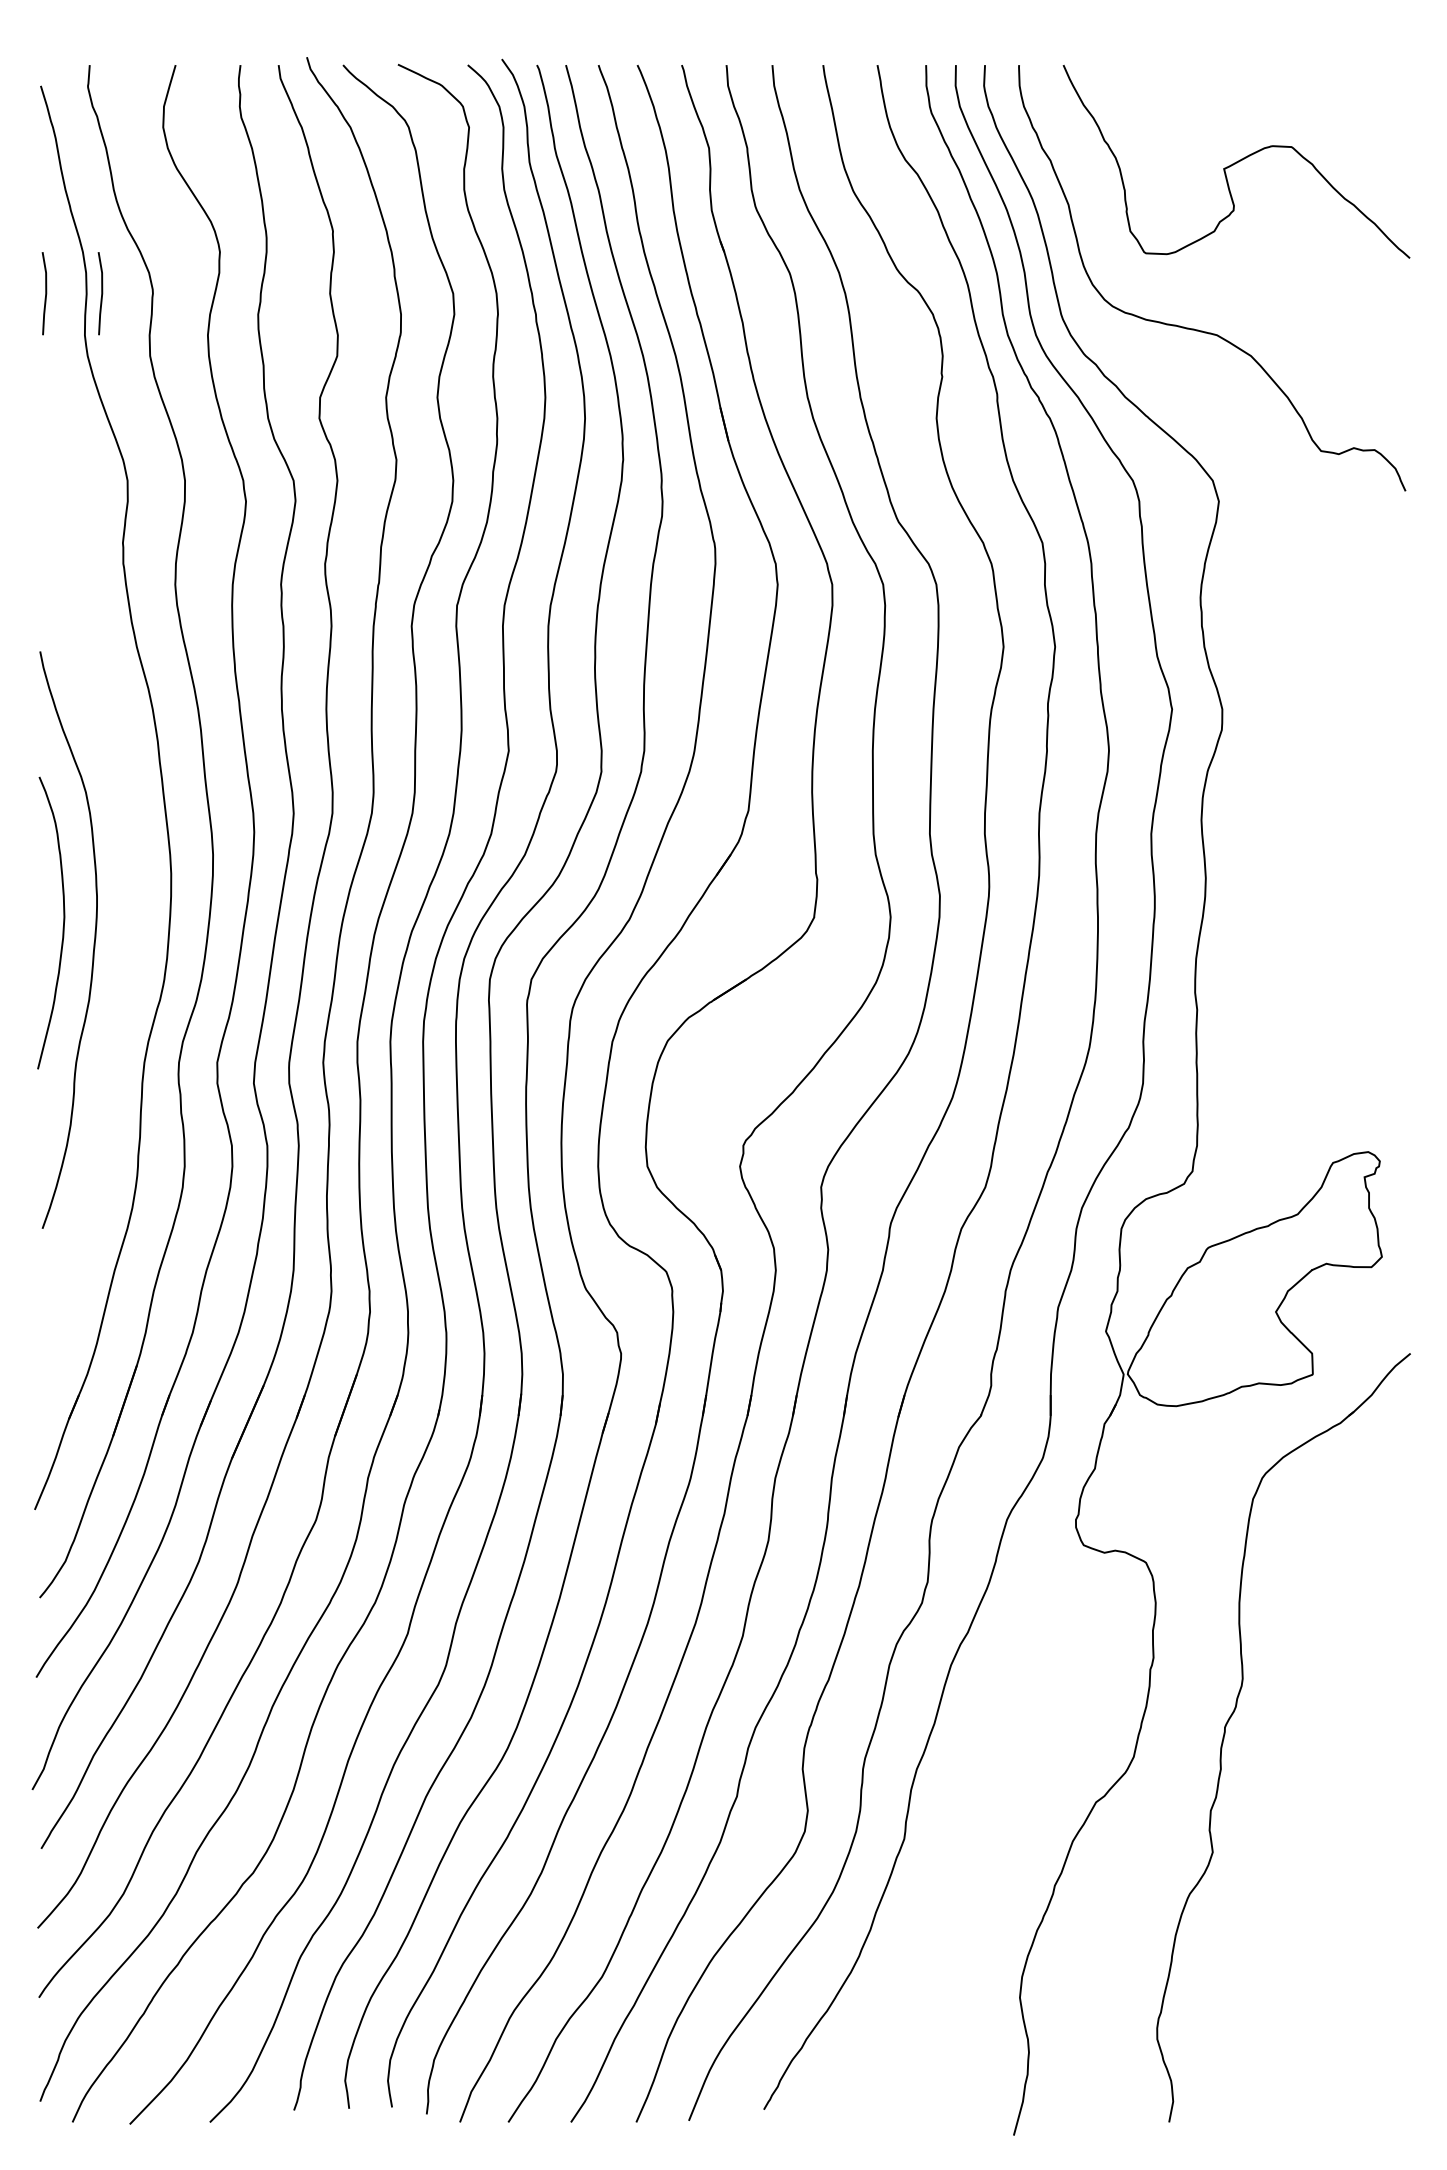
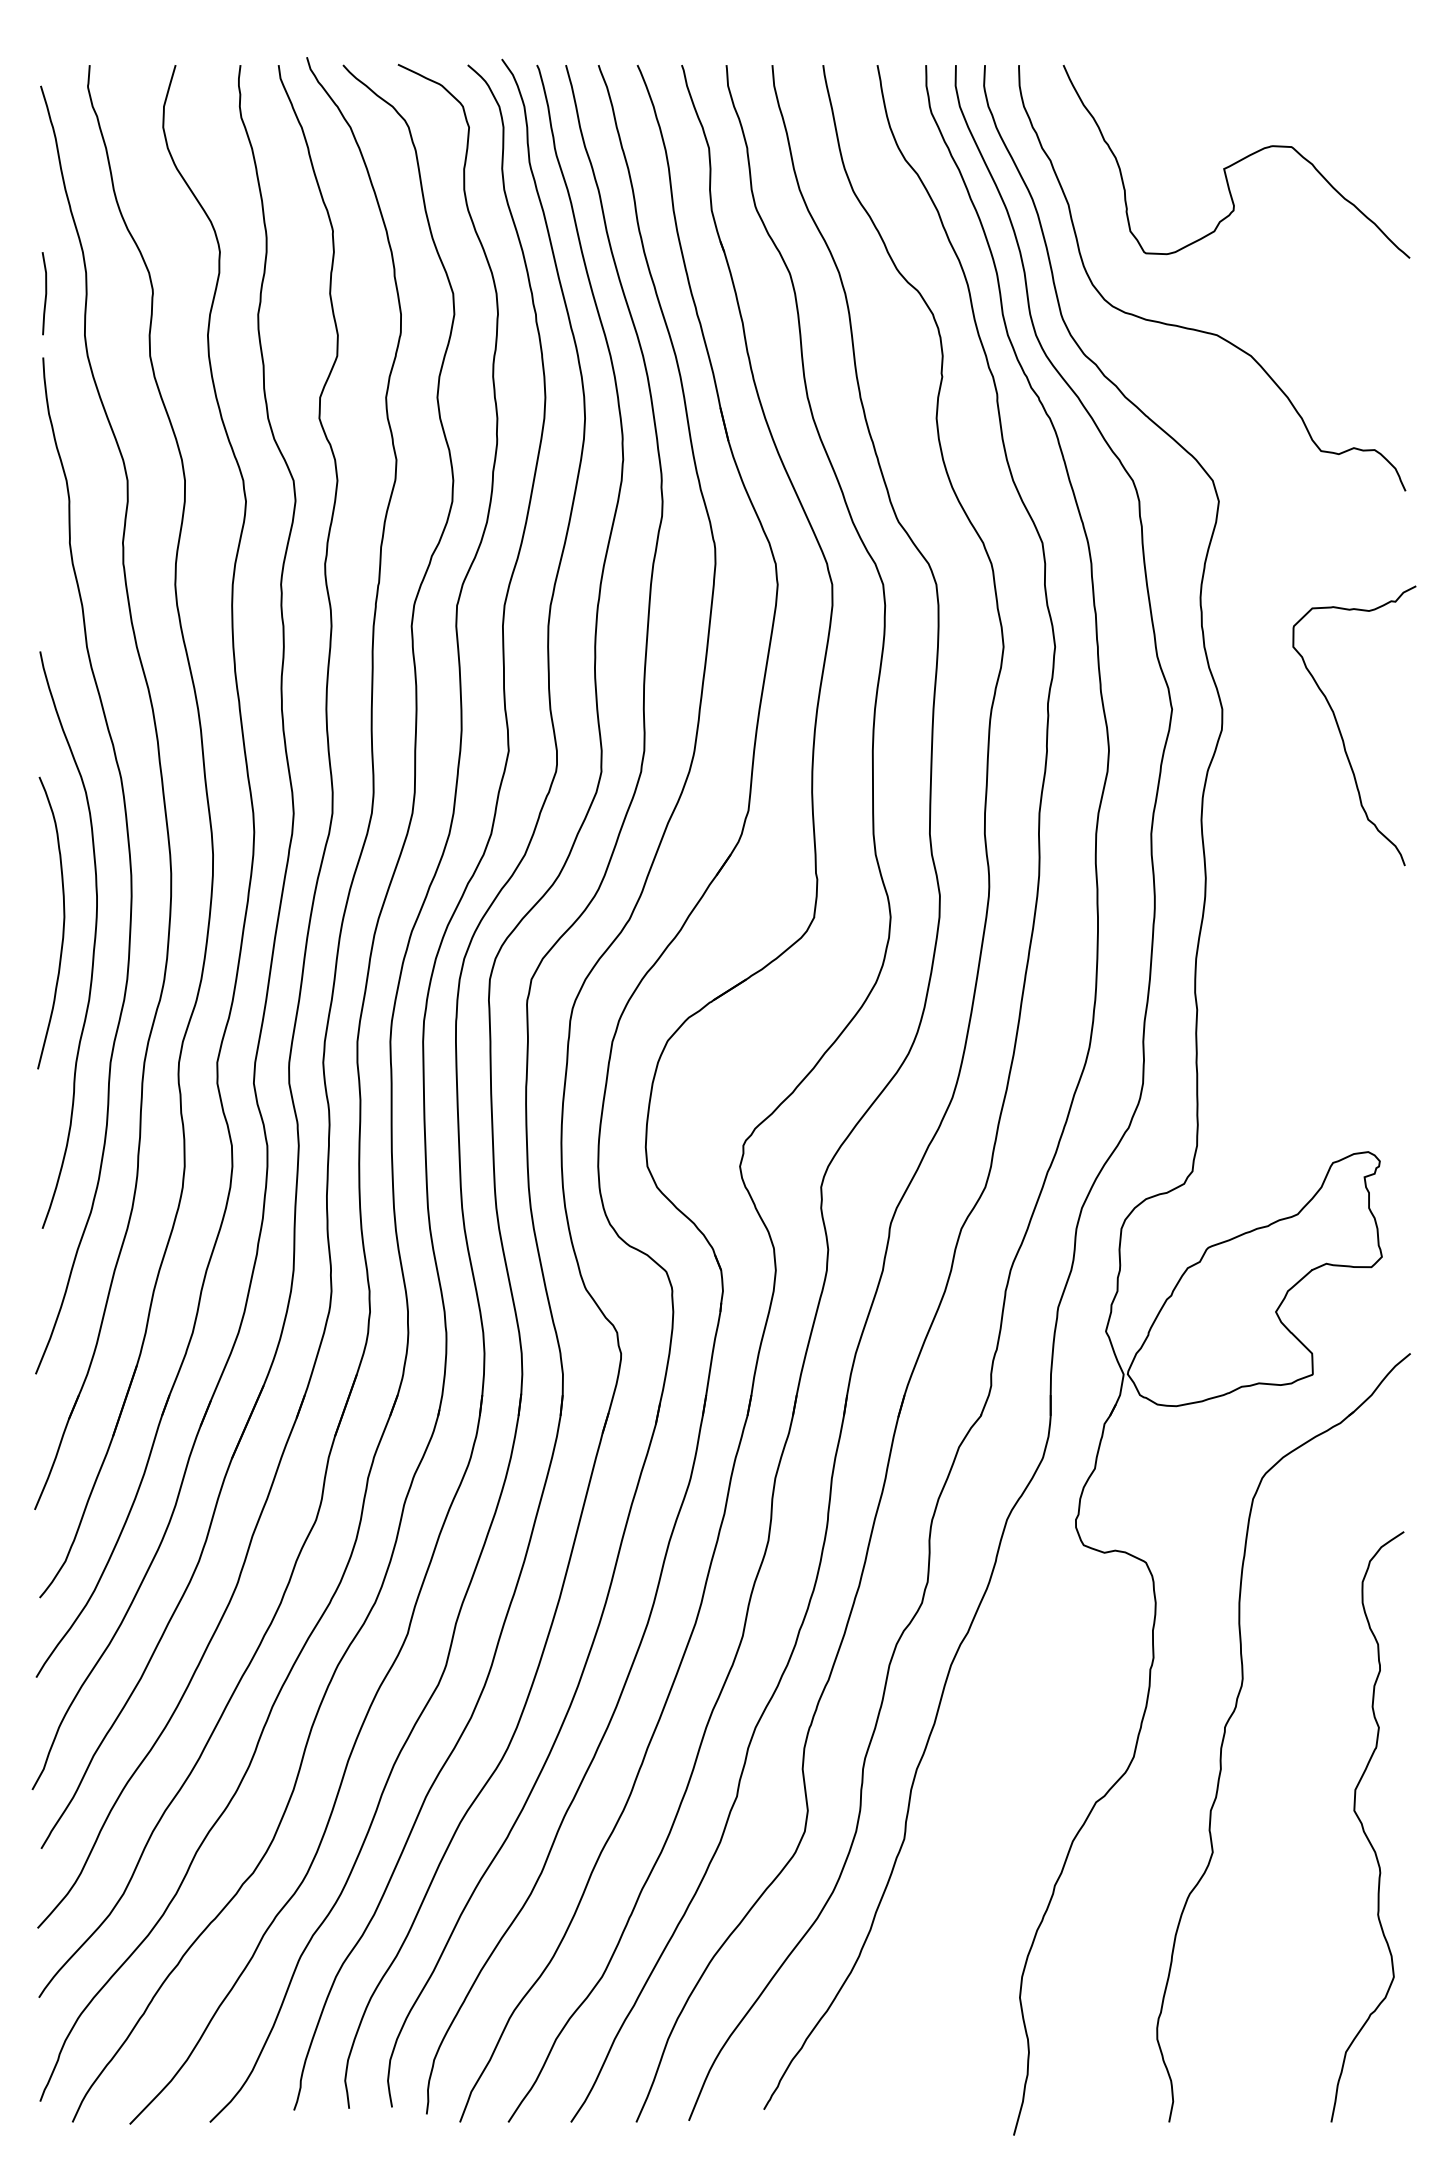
line: present -> none (101, 293)
curve: none -> present (1340, 729)
curve: none -> present (129, 865)
curve: none -> present (1363, 1826)
